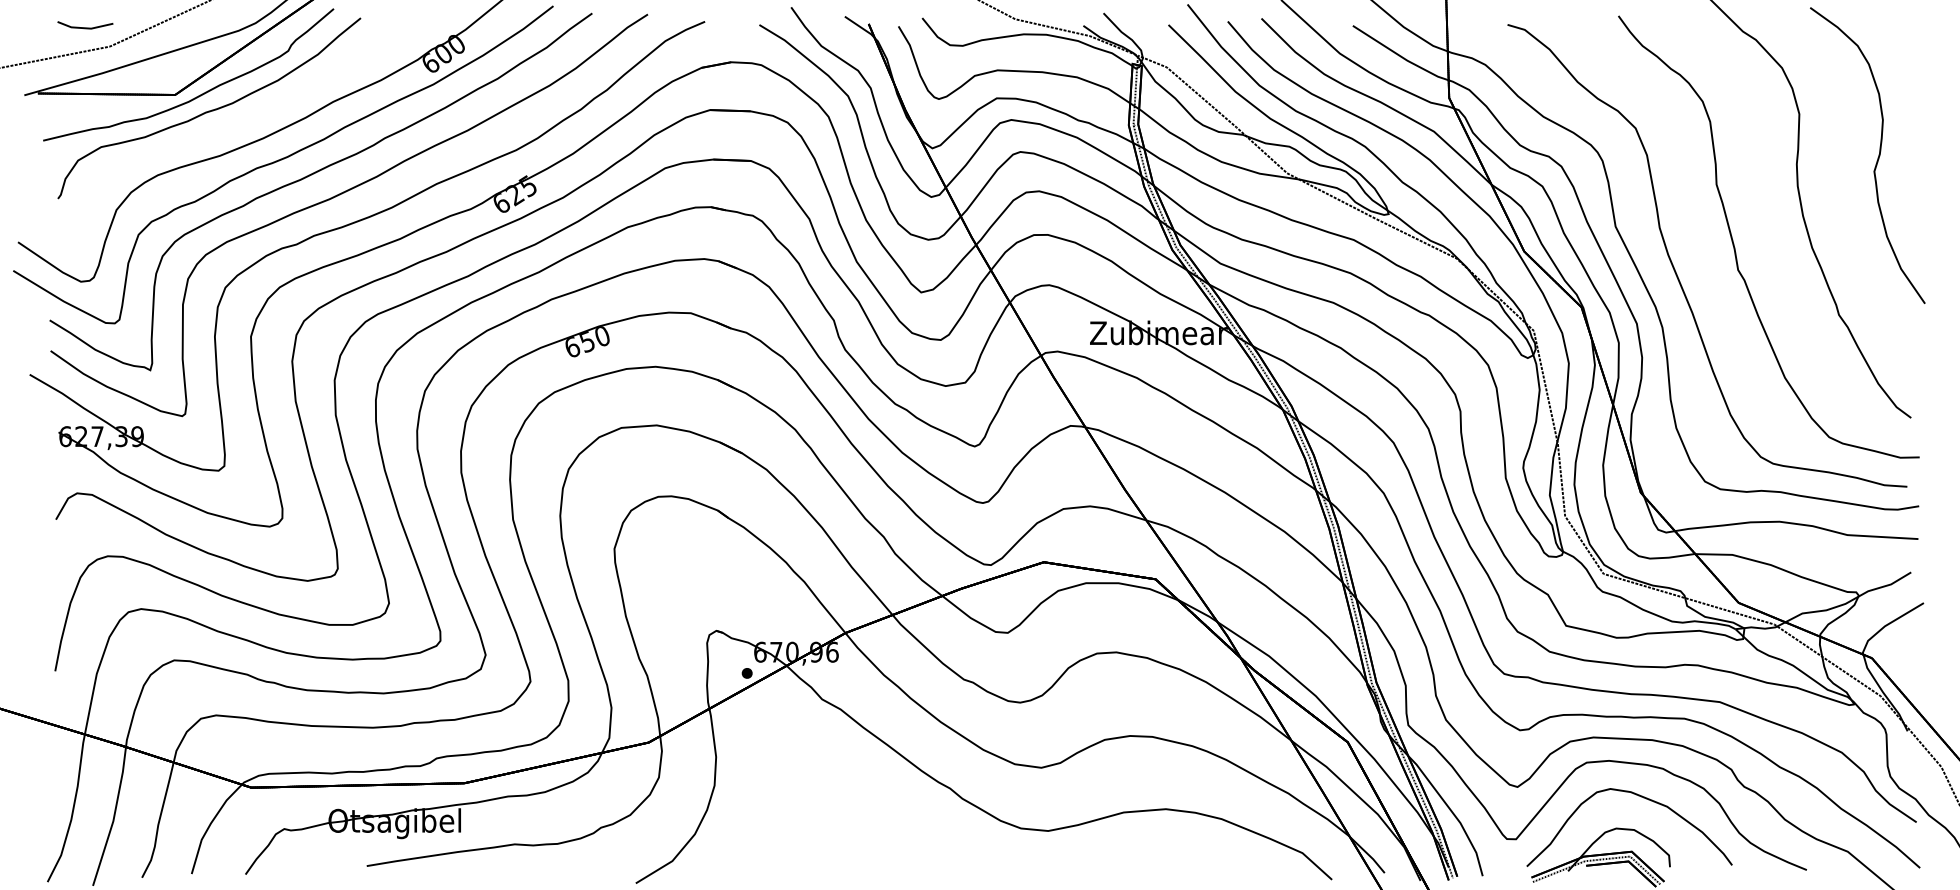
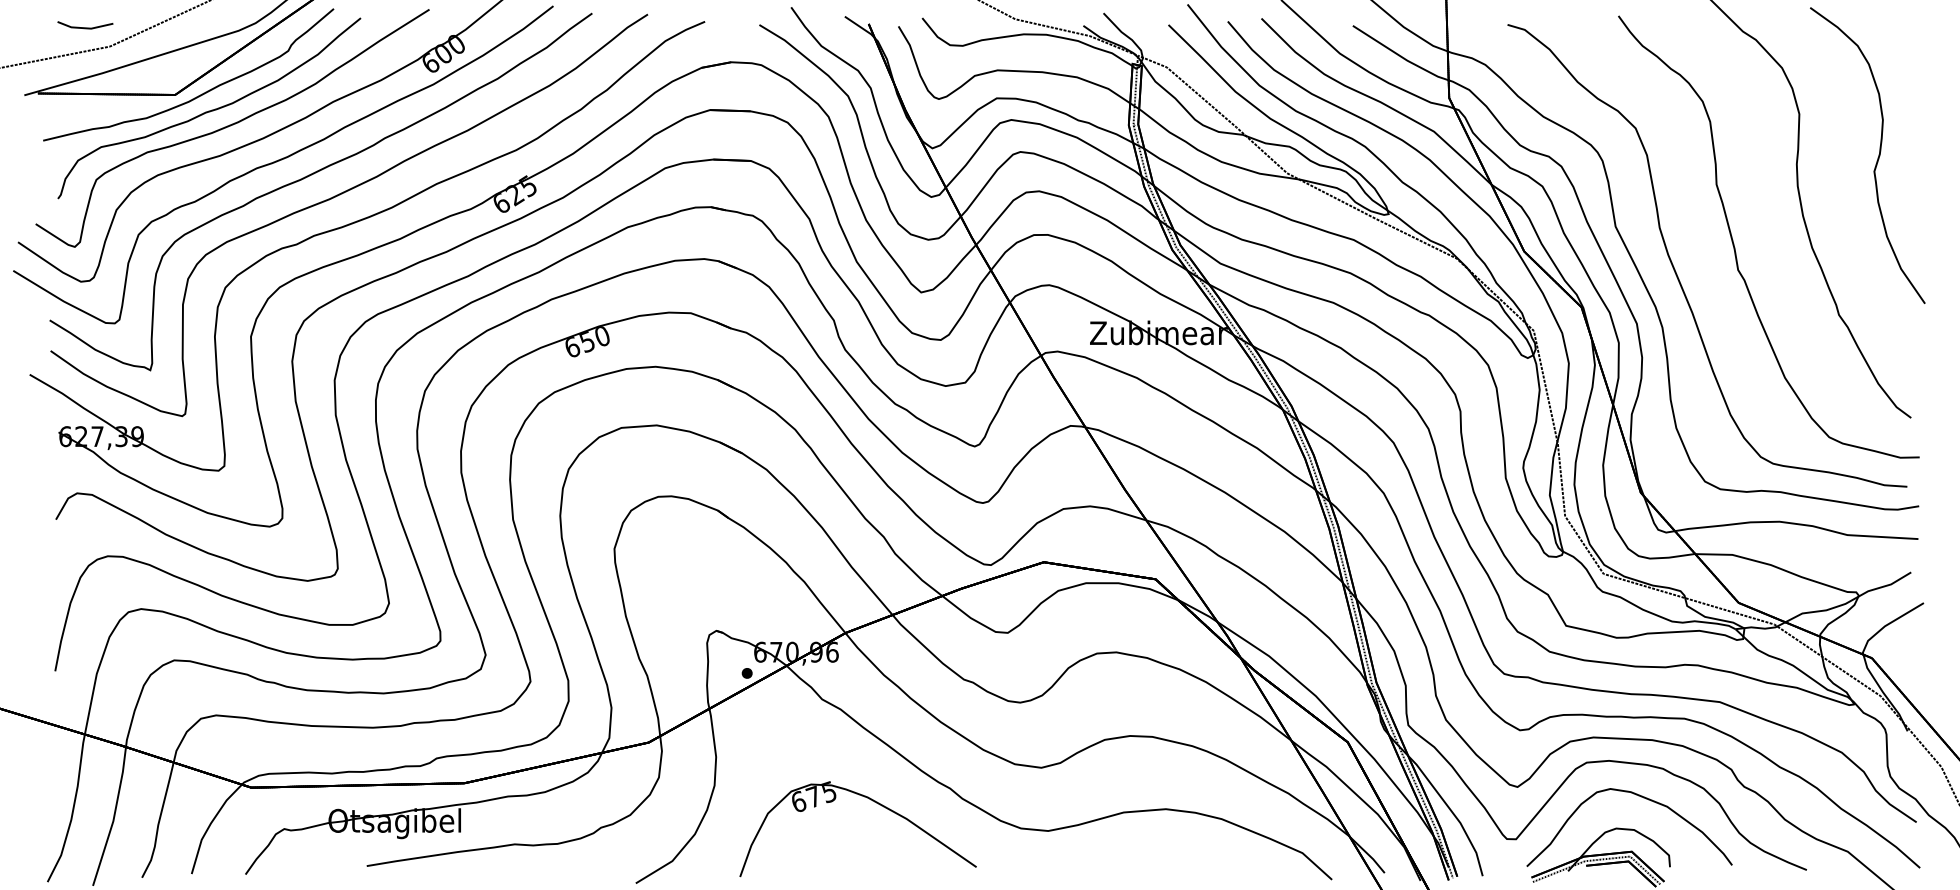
part: none -> present (232, 128)
part: none -> present (872, 801)
